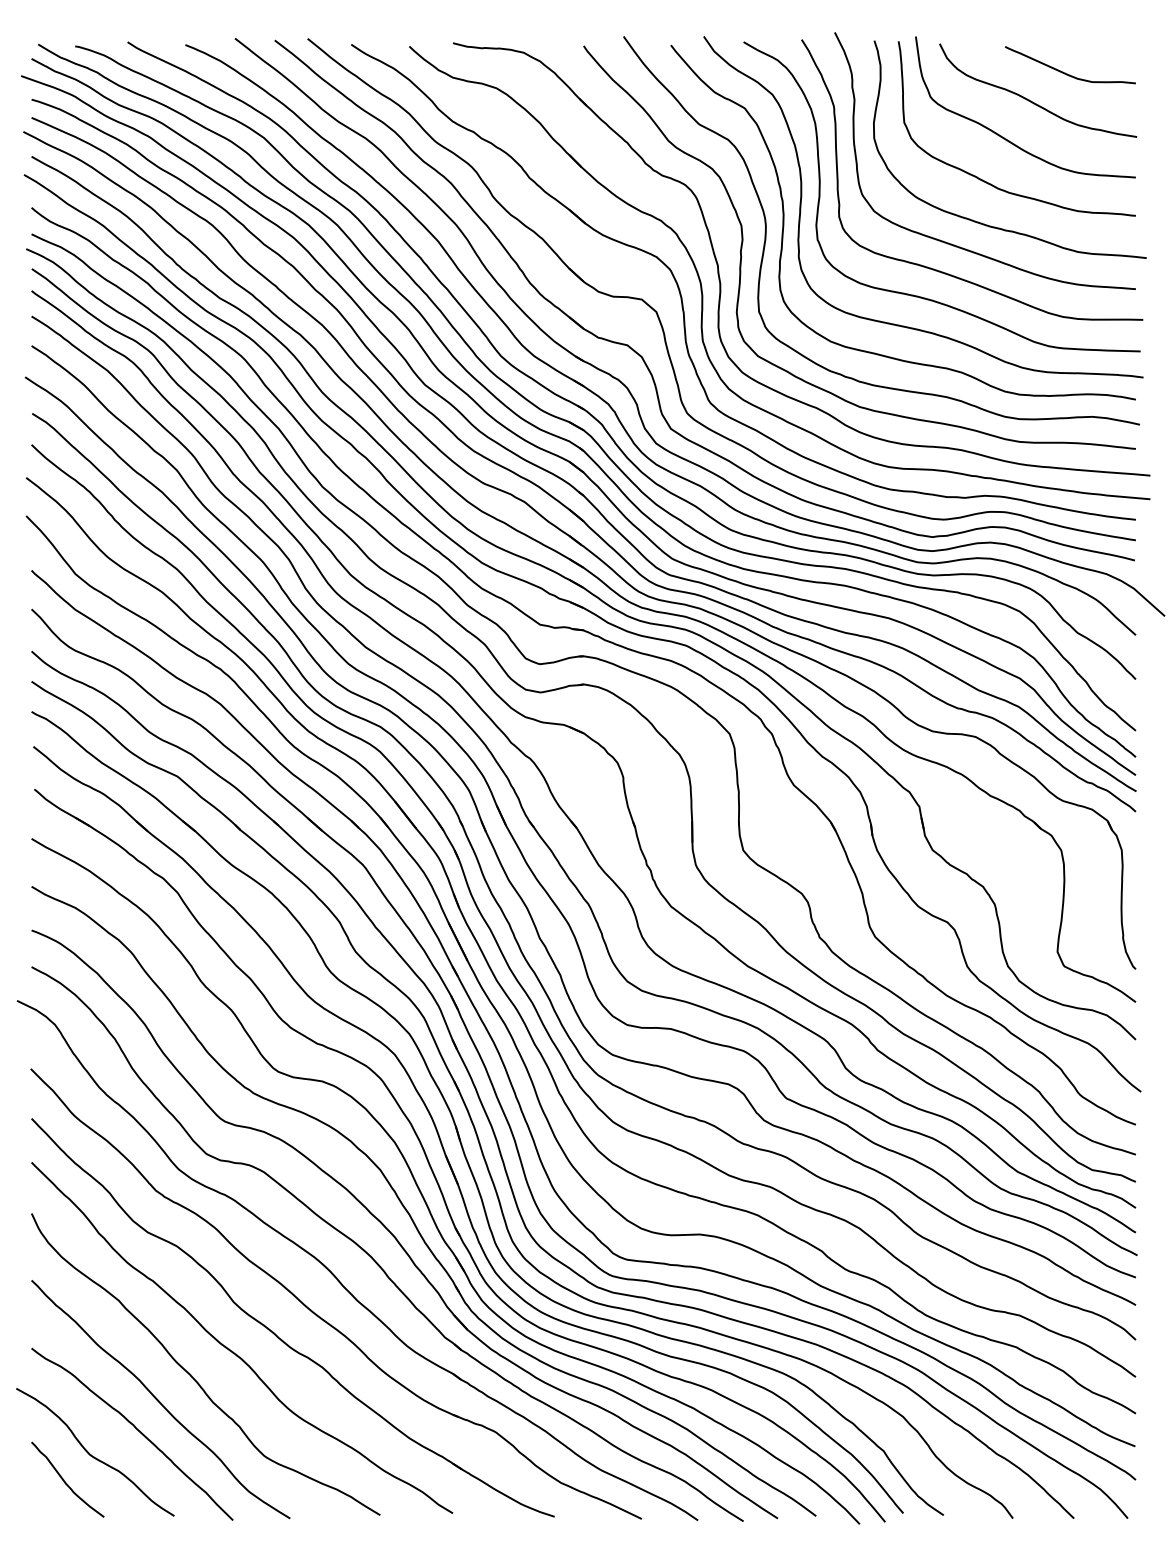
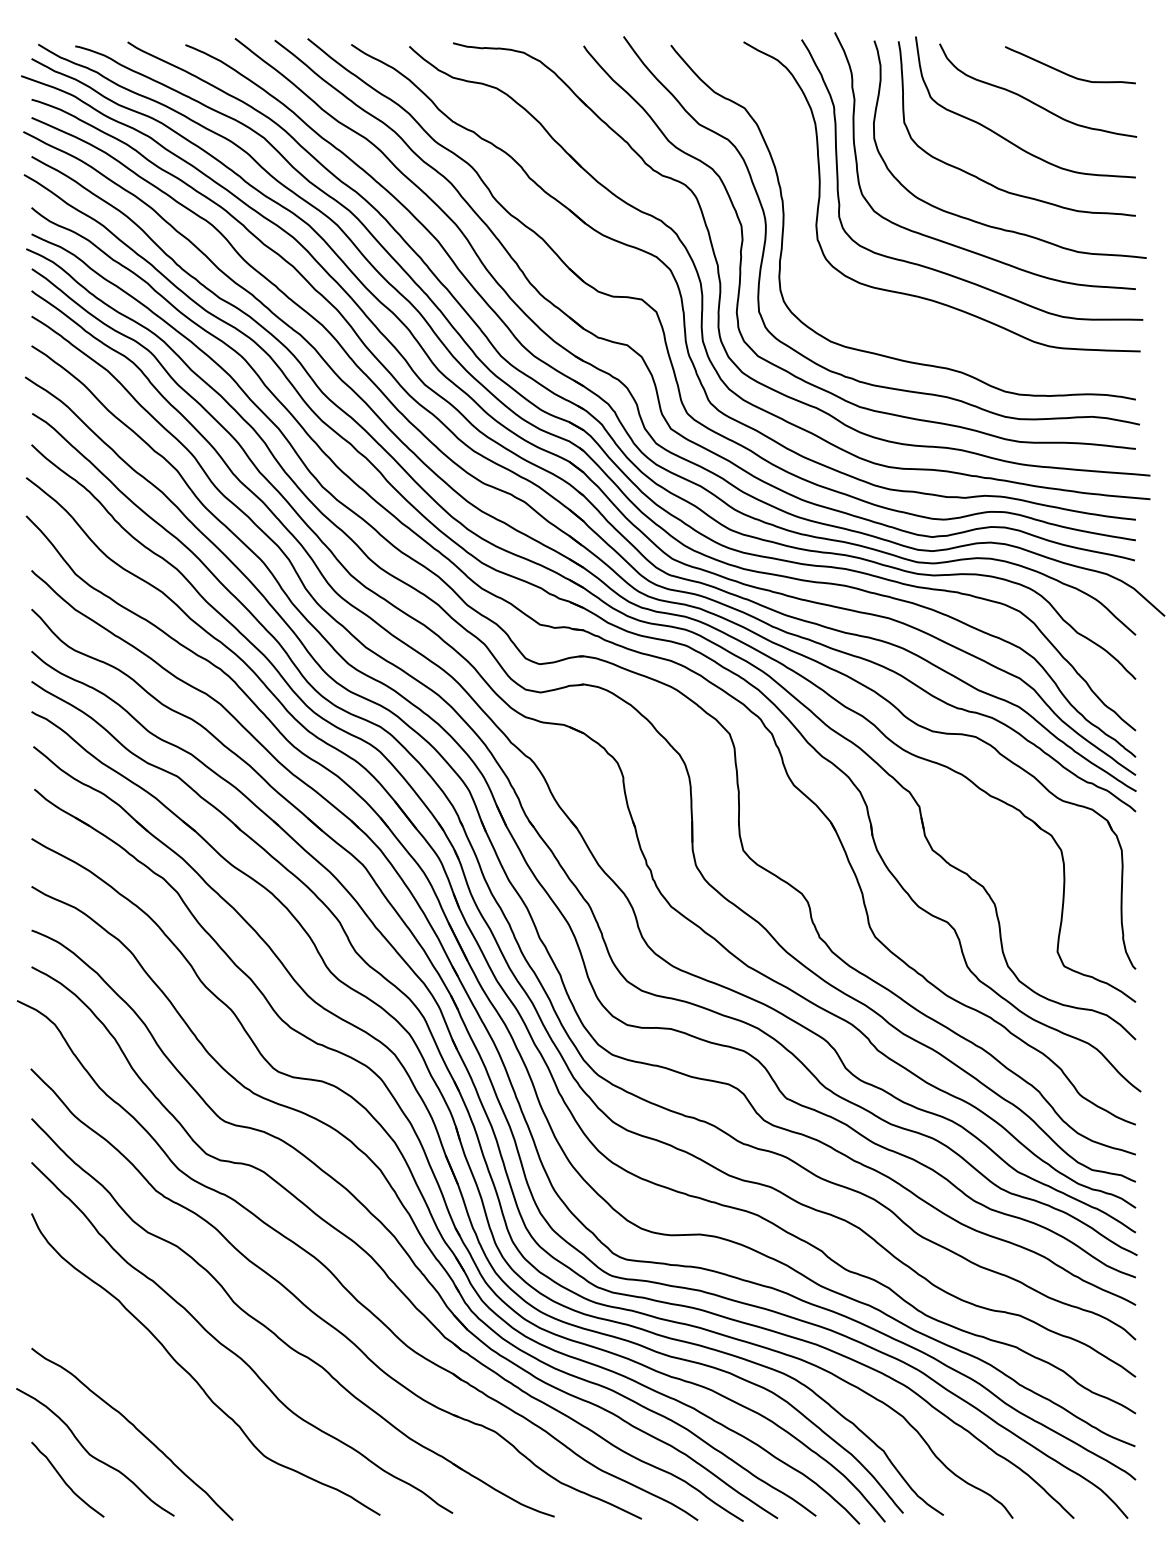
curve: present -> none (899, 324)
curve: present -> none (159, 1400)
